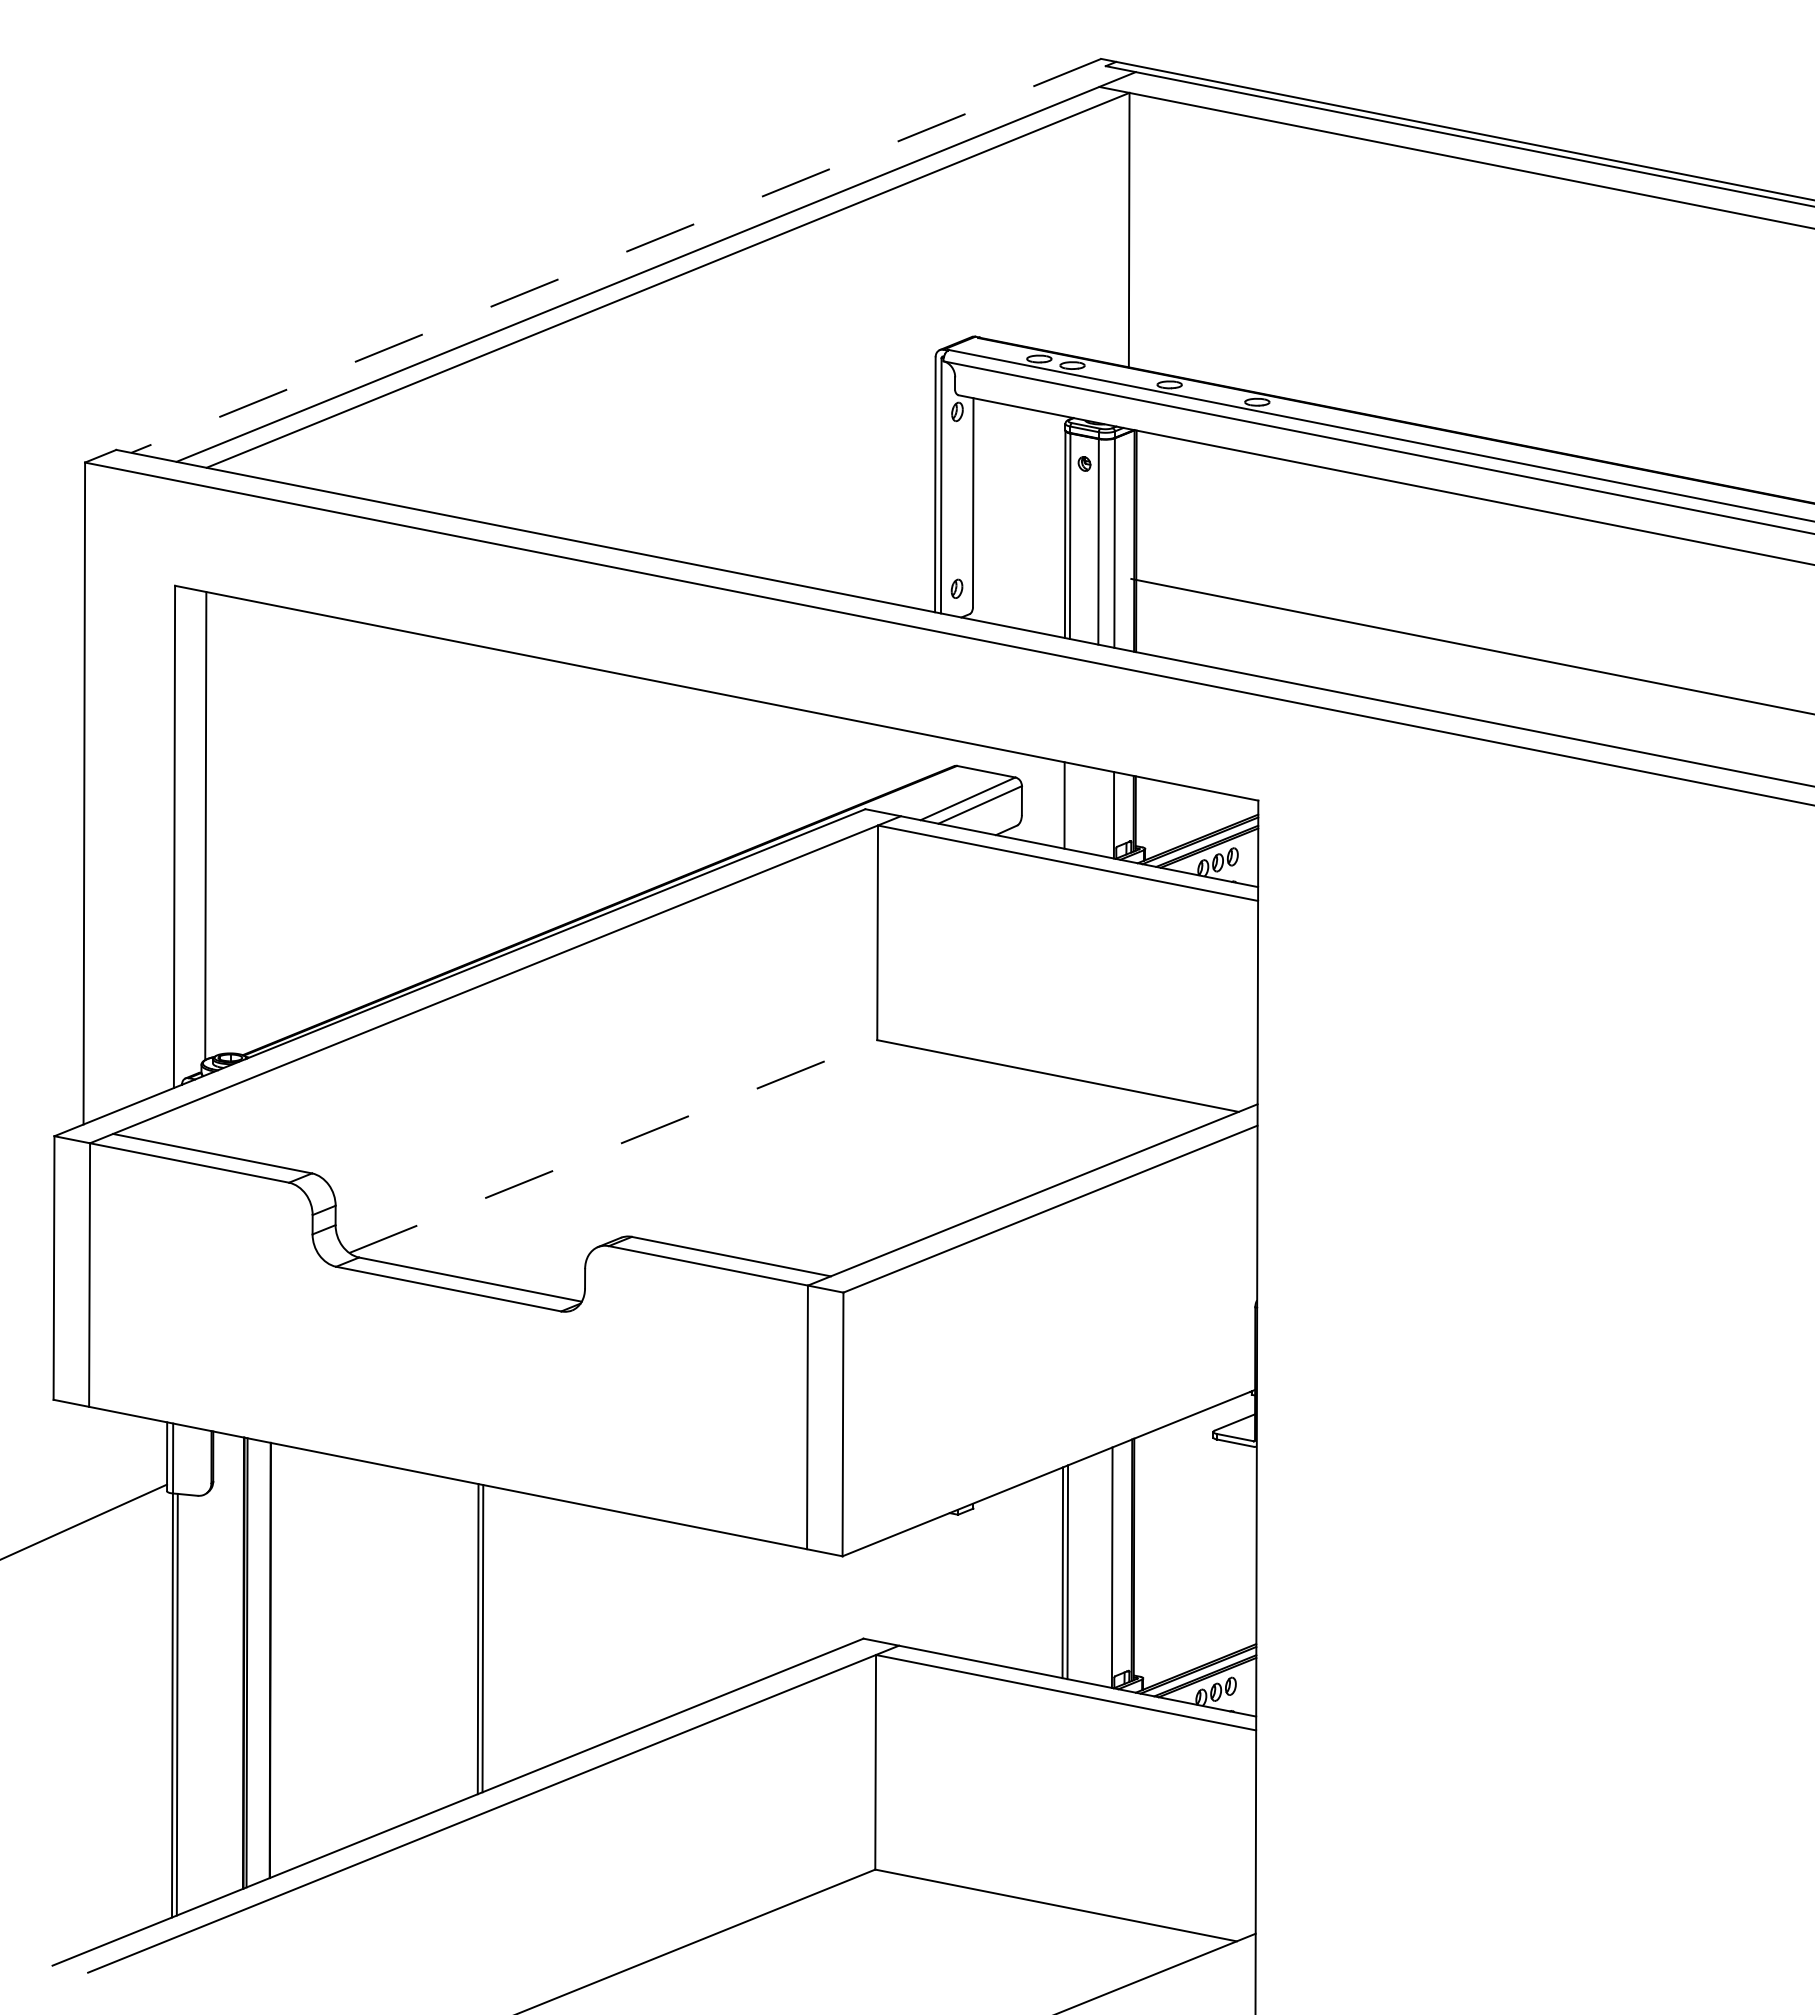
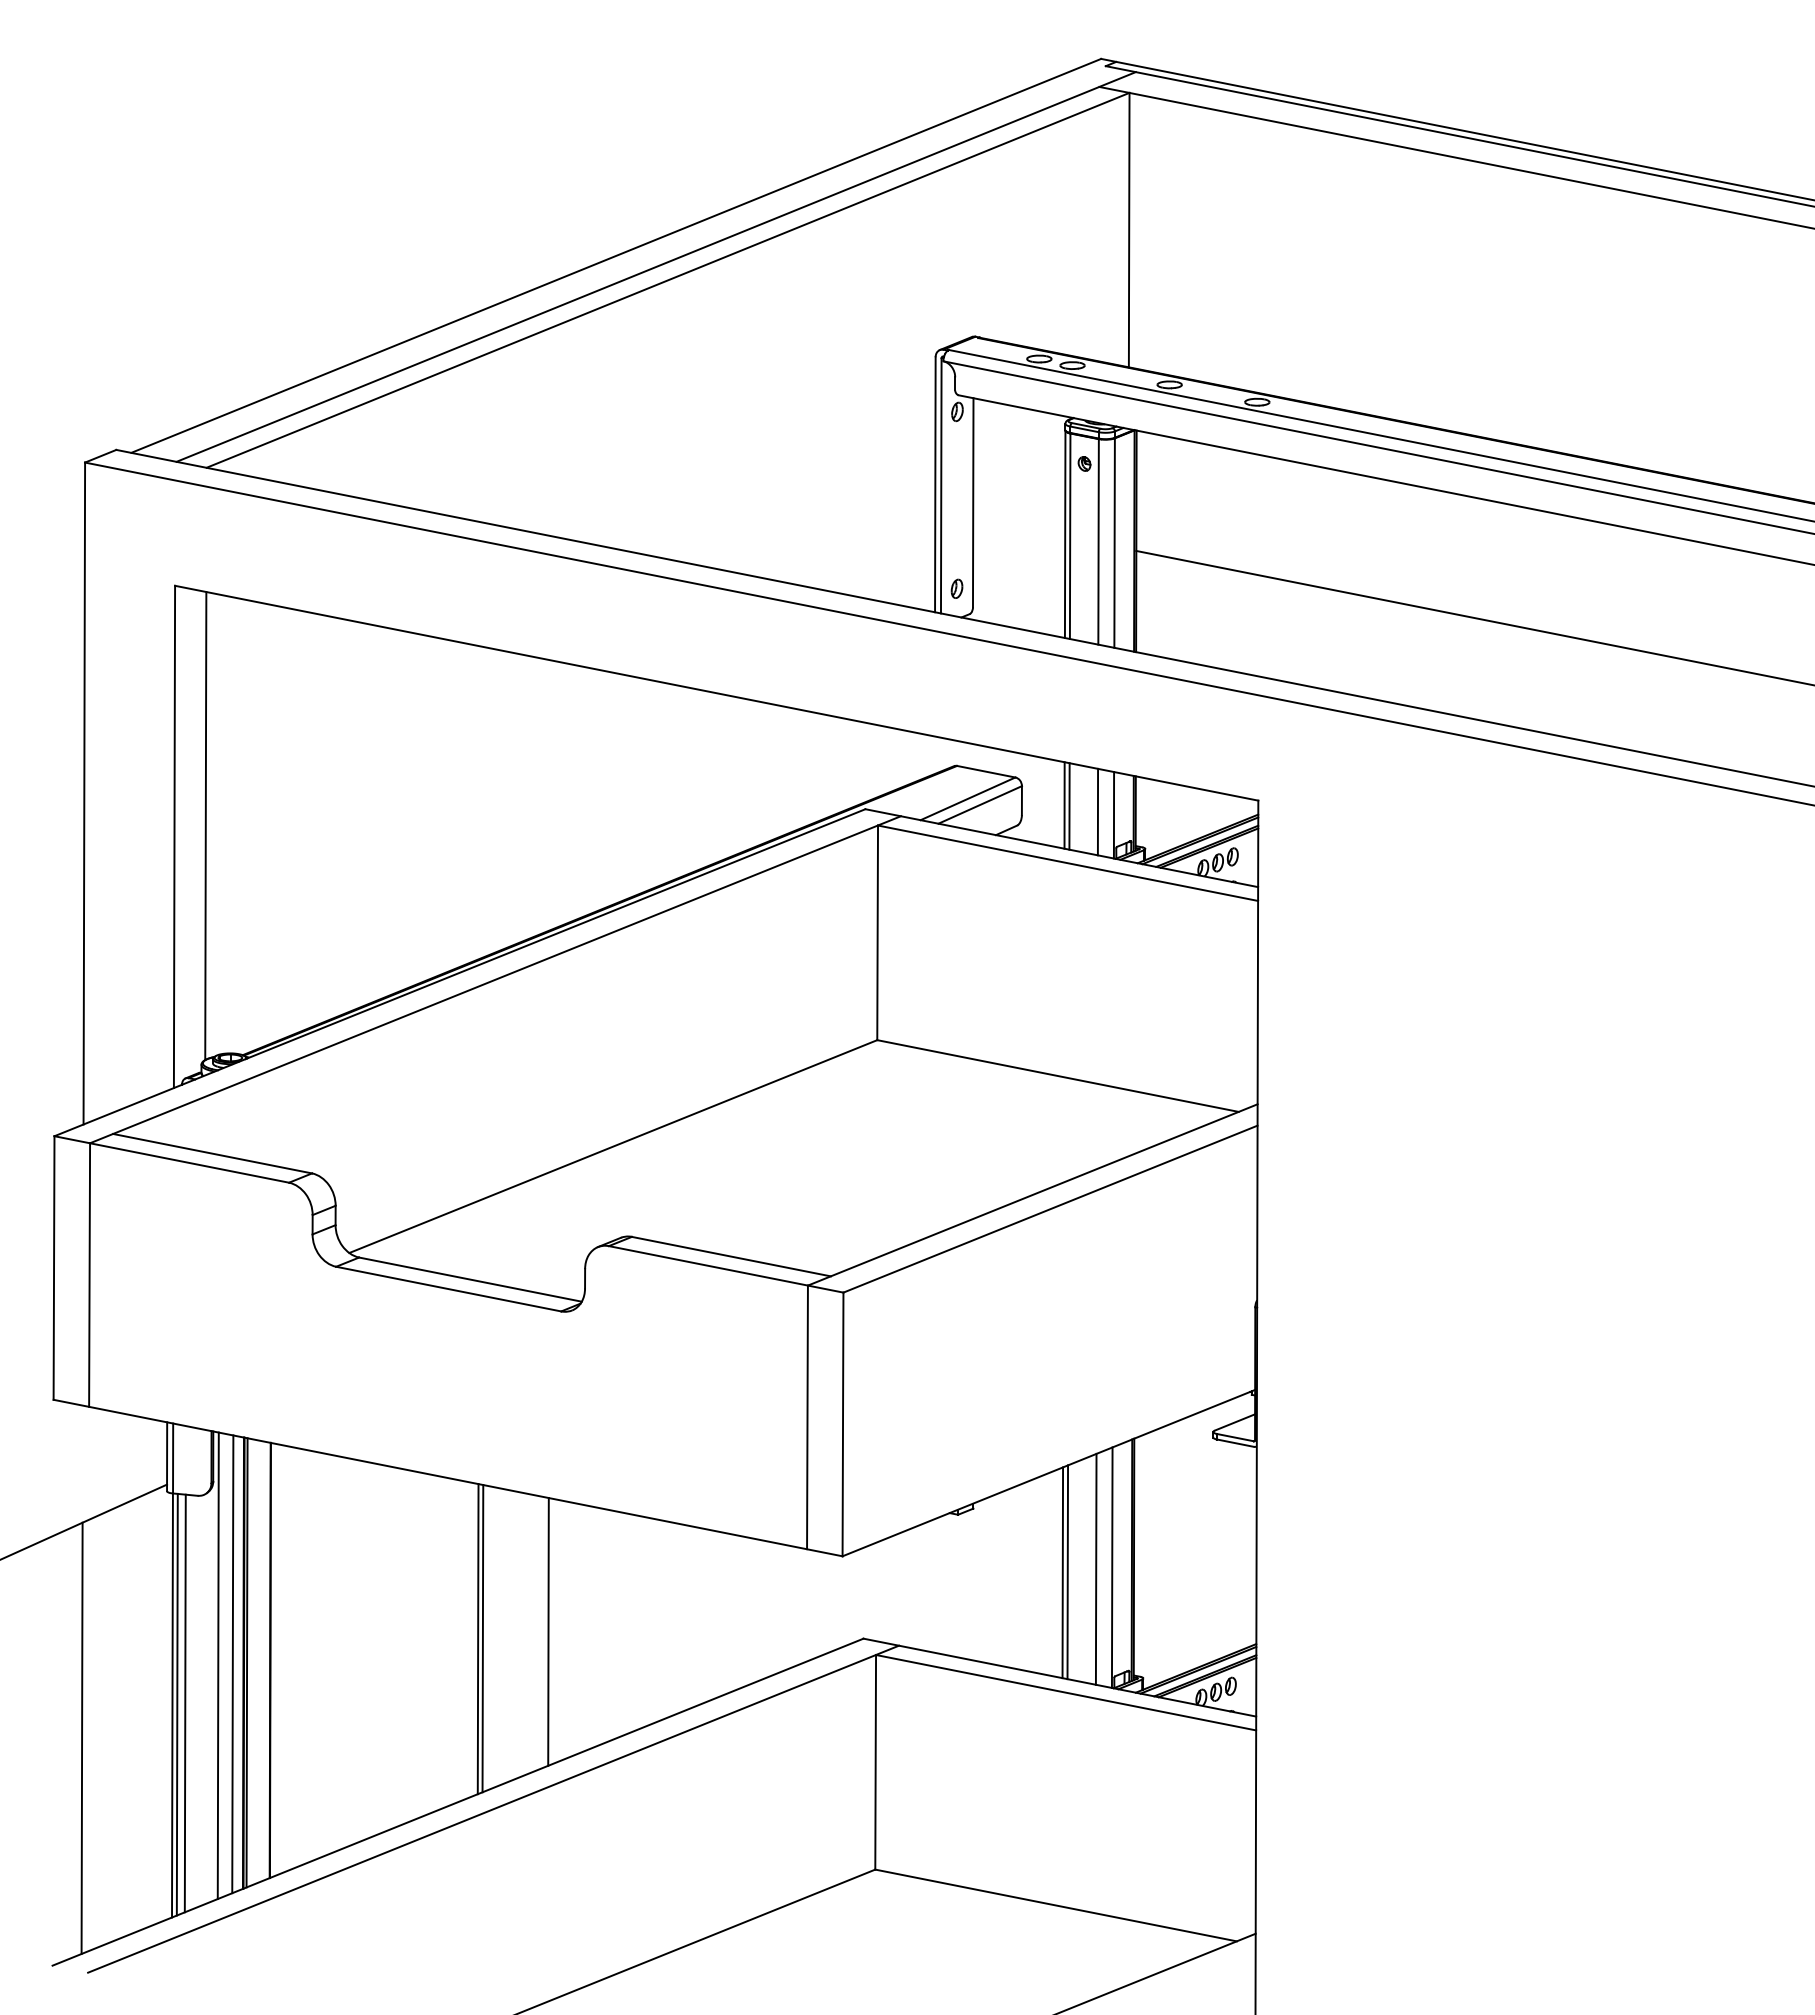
line: dashed -> solid (615, 256)
line position: (1471, 645) -> (1473, 617) (1473, 617)
line: none -> present (1069, 806)
line: none -> present (1097, 811)
line: dashed -> solid (613, 1146)
line: none -> present (1095, 1568)
line: none -> present (548, 1631)
line: none -> present (232, 1664)
line: none -> present (217, 1665)
line: none -> present (184, 1703)
line: none -> present (81, 1737)
